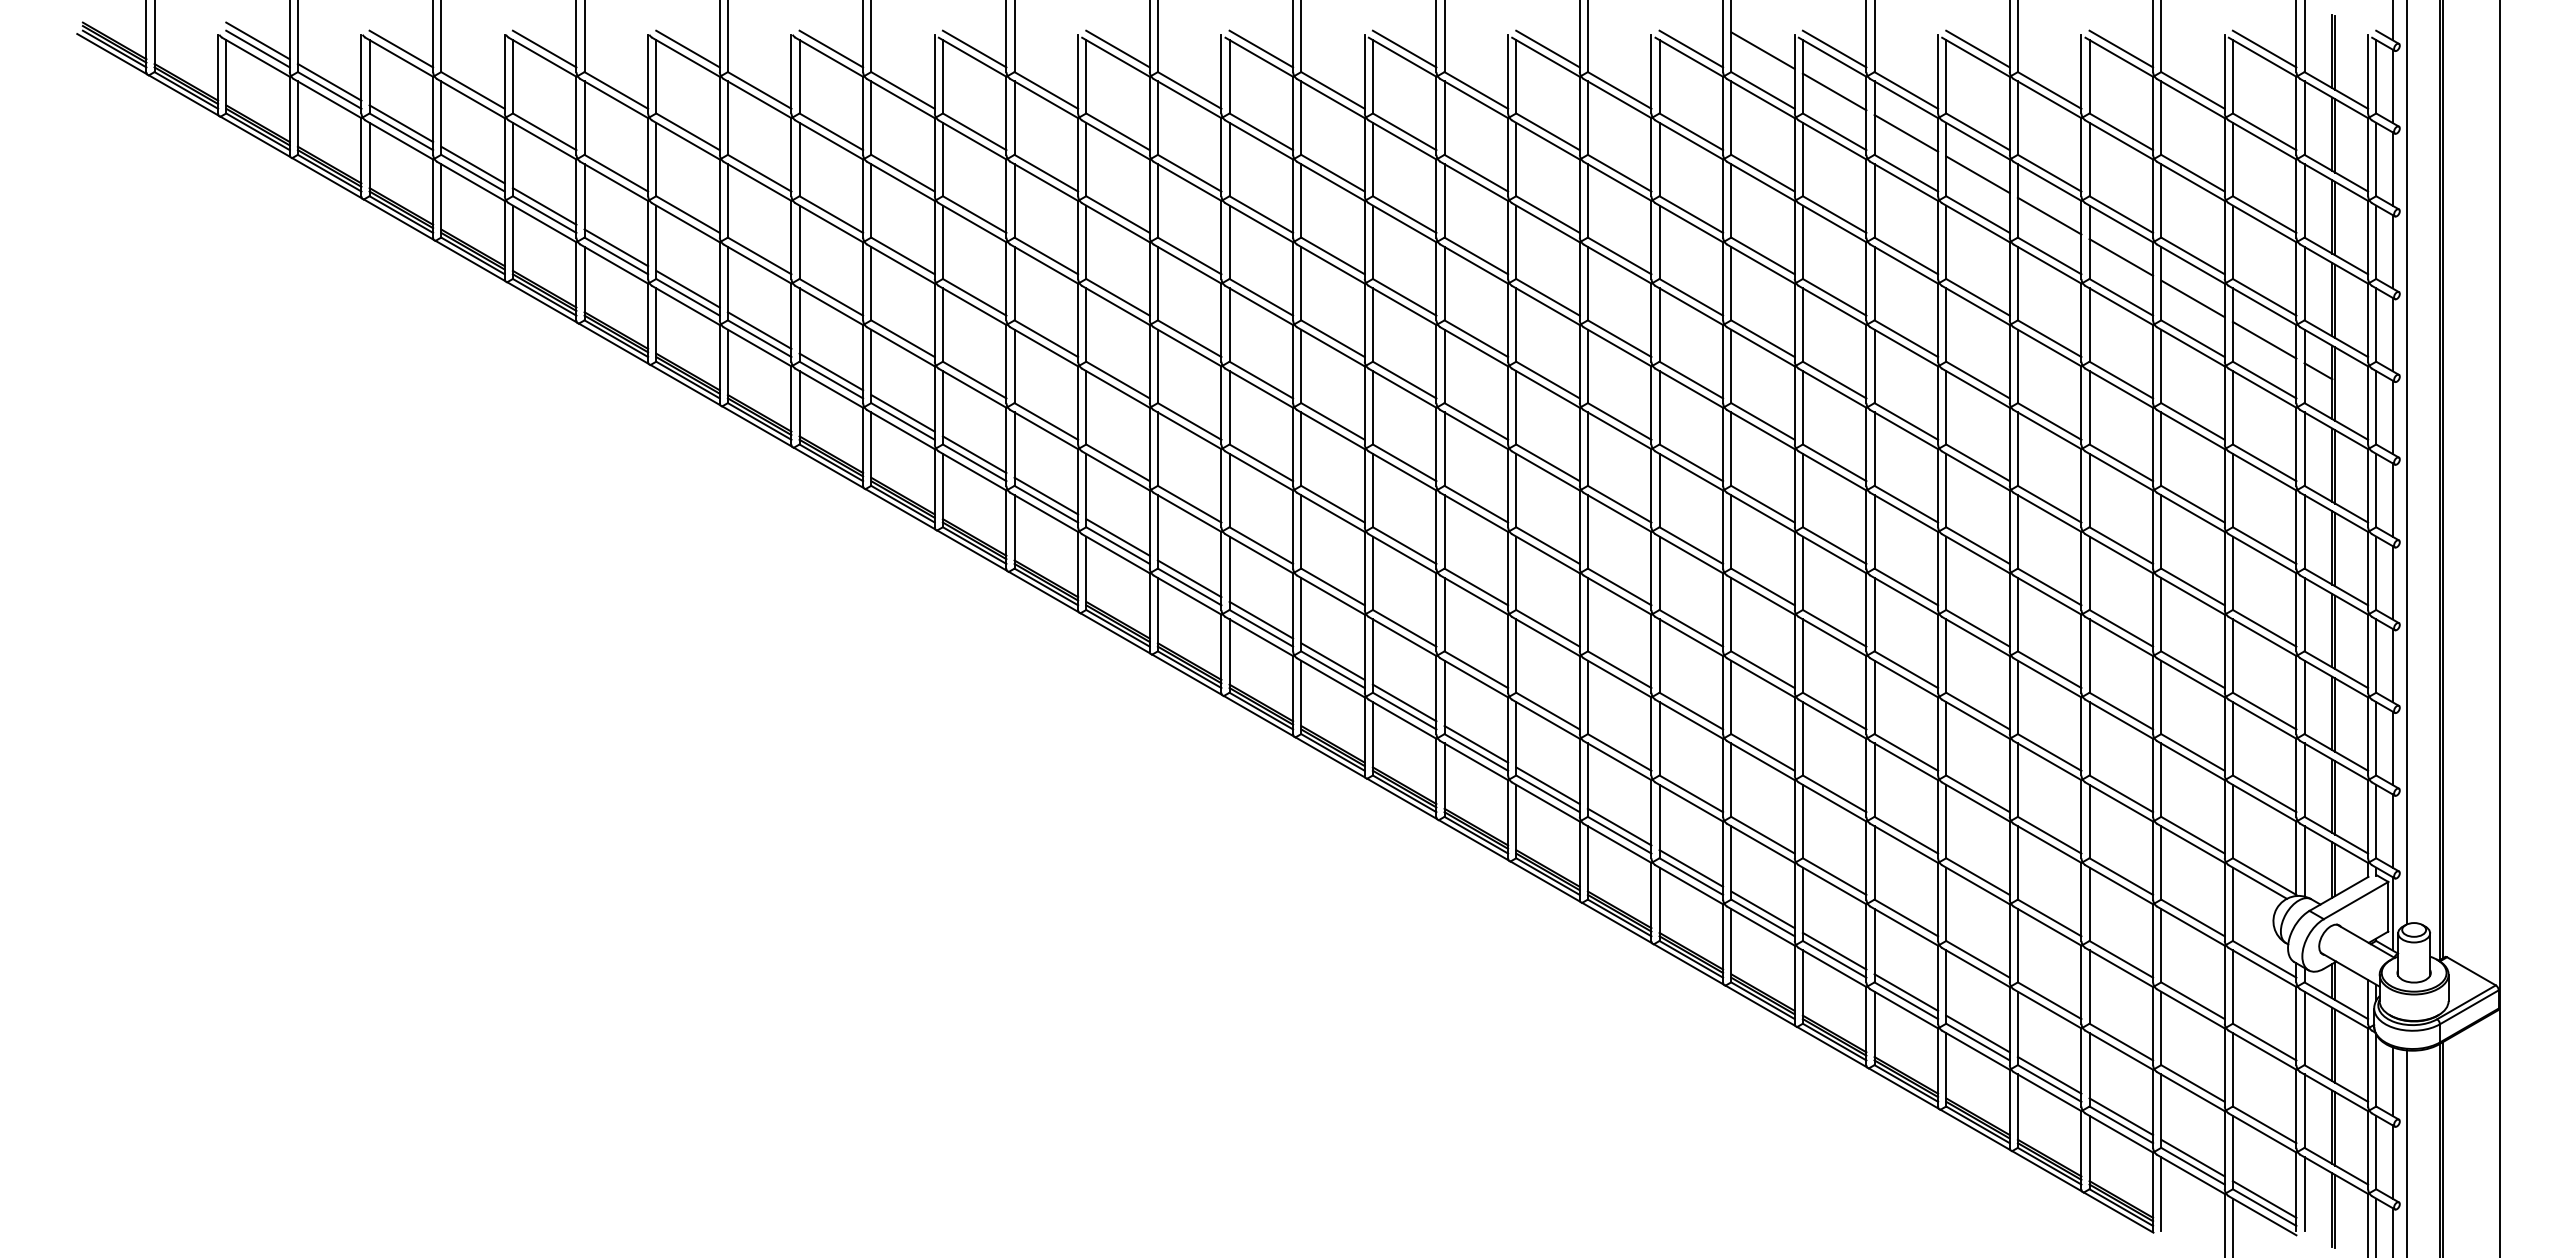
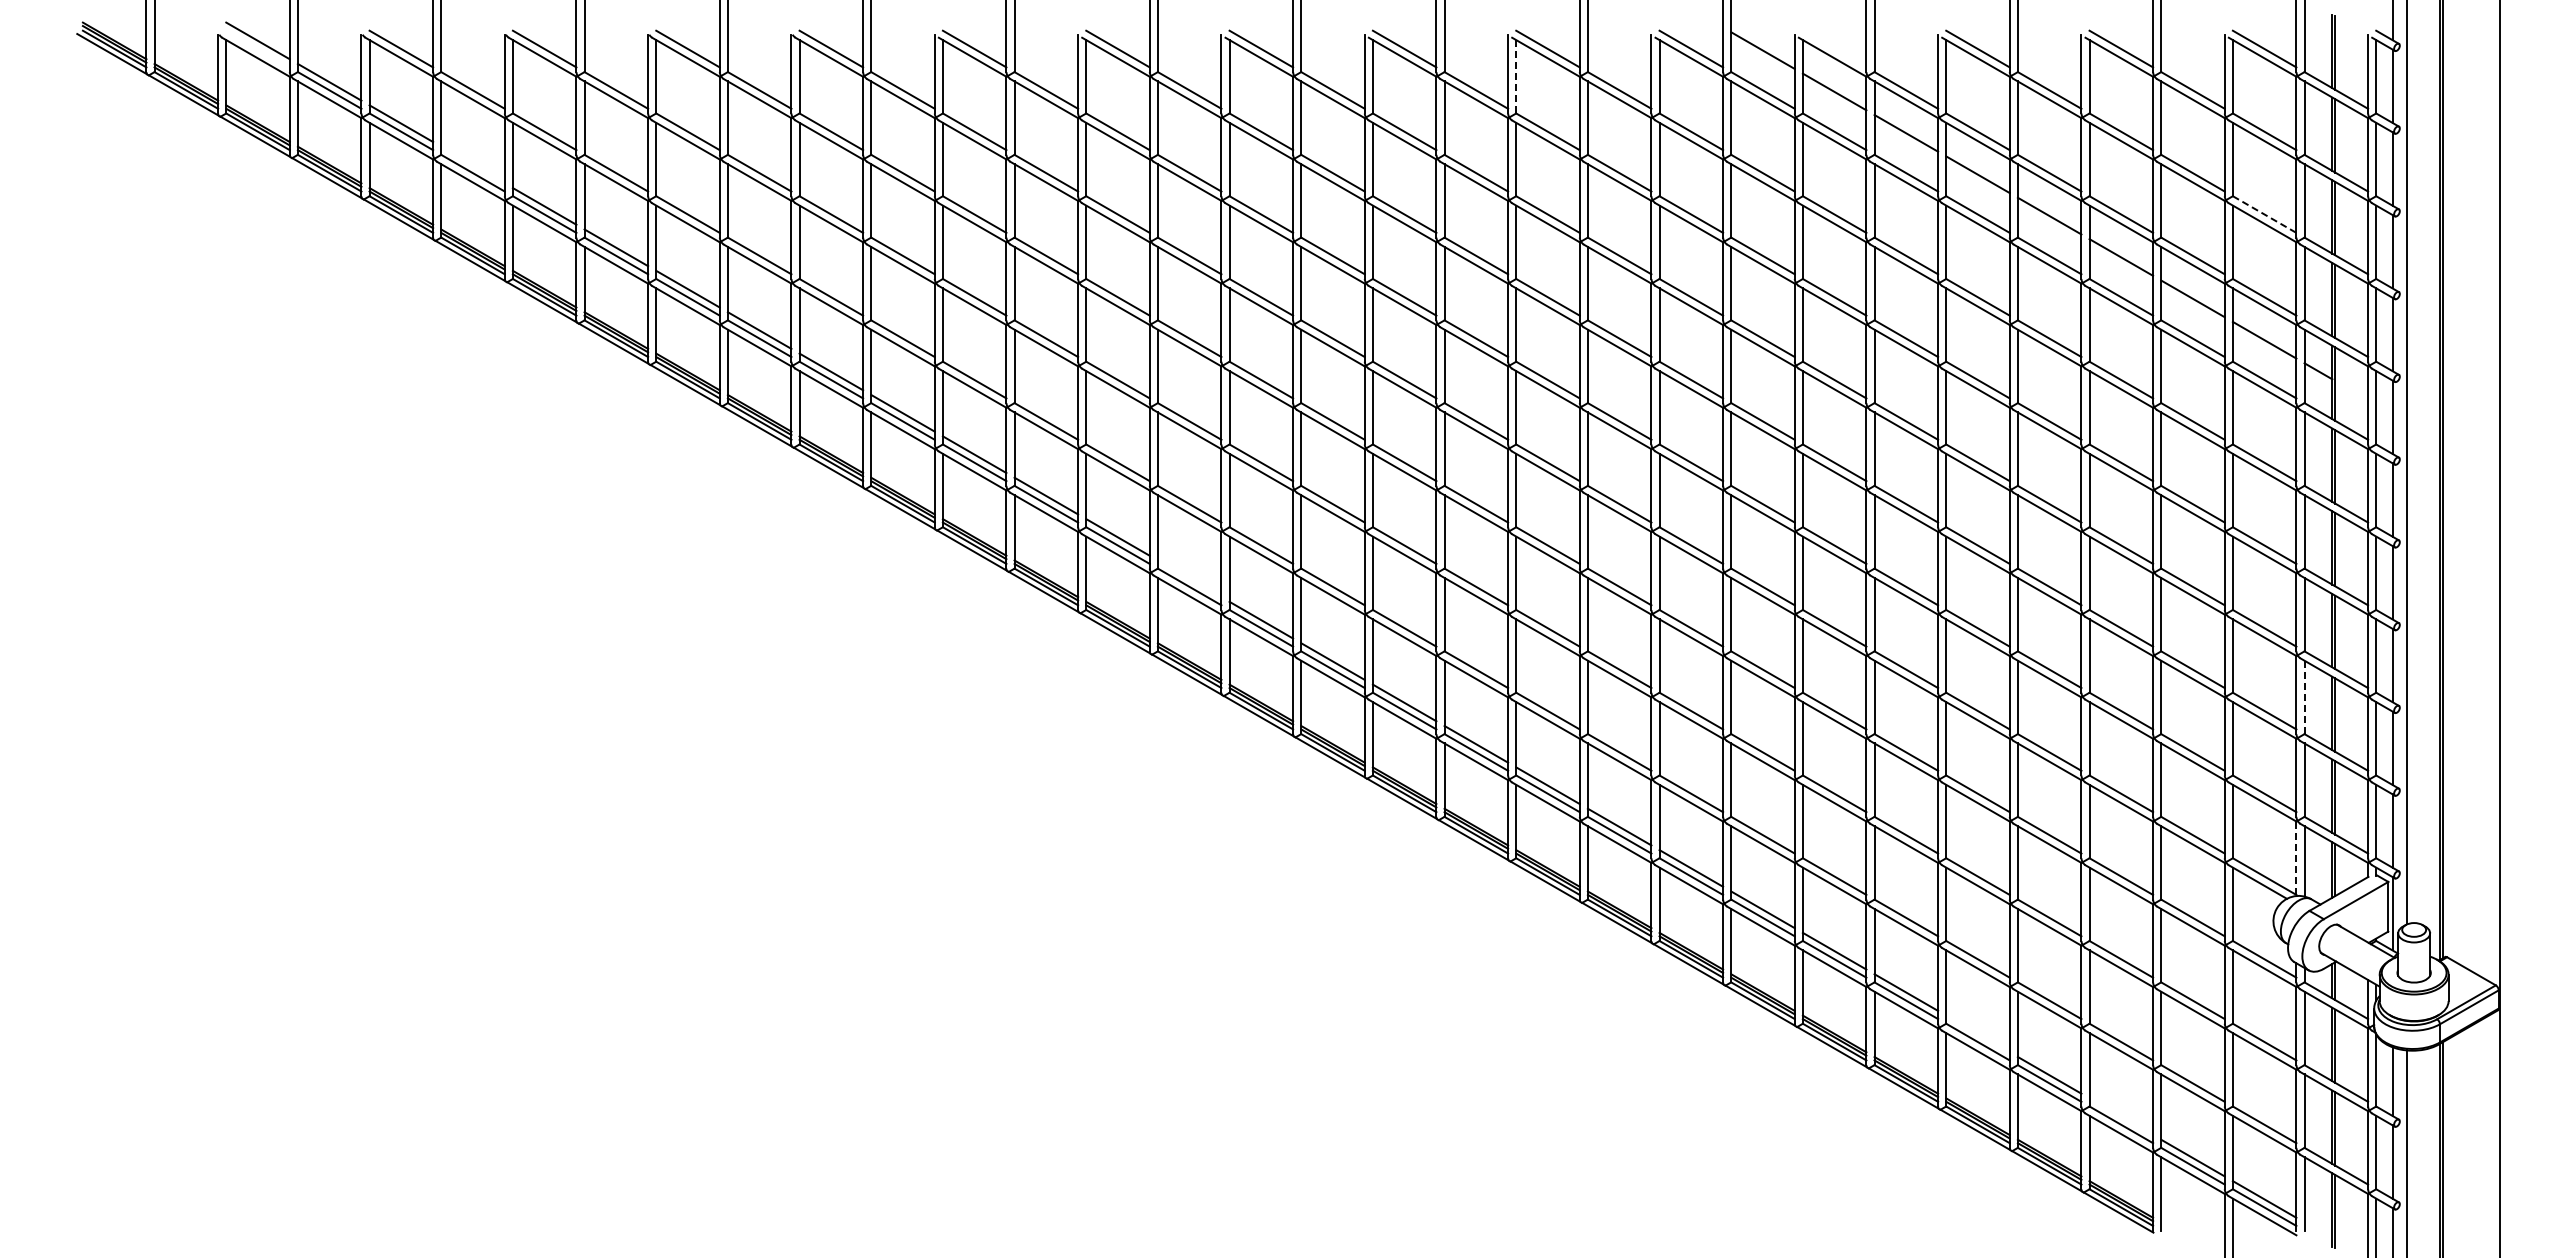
line: present -> none (257, 48)
line: present -> none (1834, 48)
line: solid -> dashed (1516, 76)
line: present -> none (472, 164)
line: solid -> dashed (2264, 214)
line: present -> none (1189, 578)
line: solid -> dashed (2304, 697)
line: solid -> dashed (2296, 859)
line: present -> none (1977, 1033)
line: present -> none (2121, 1116)
